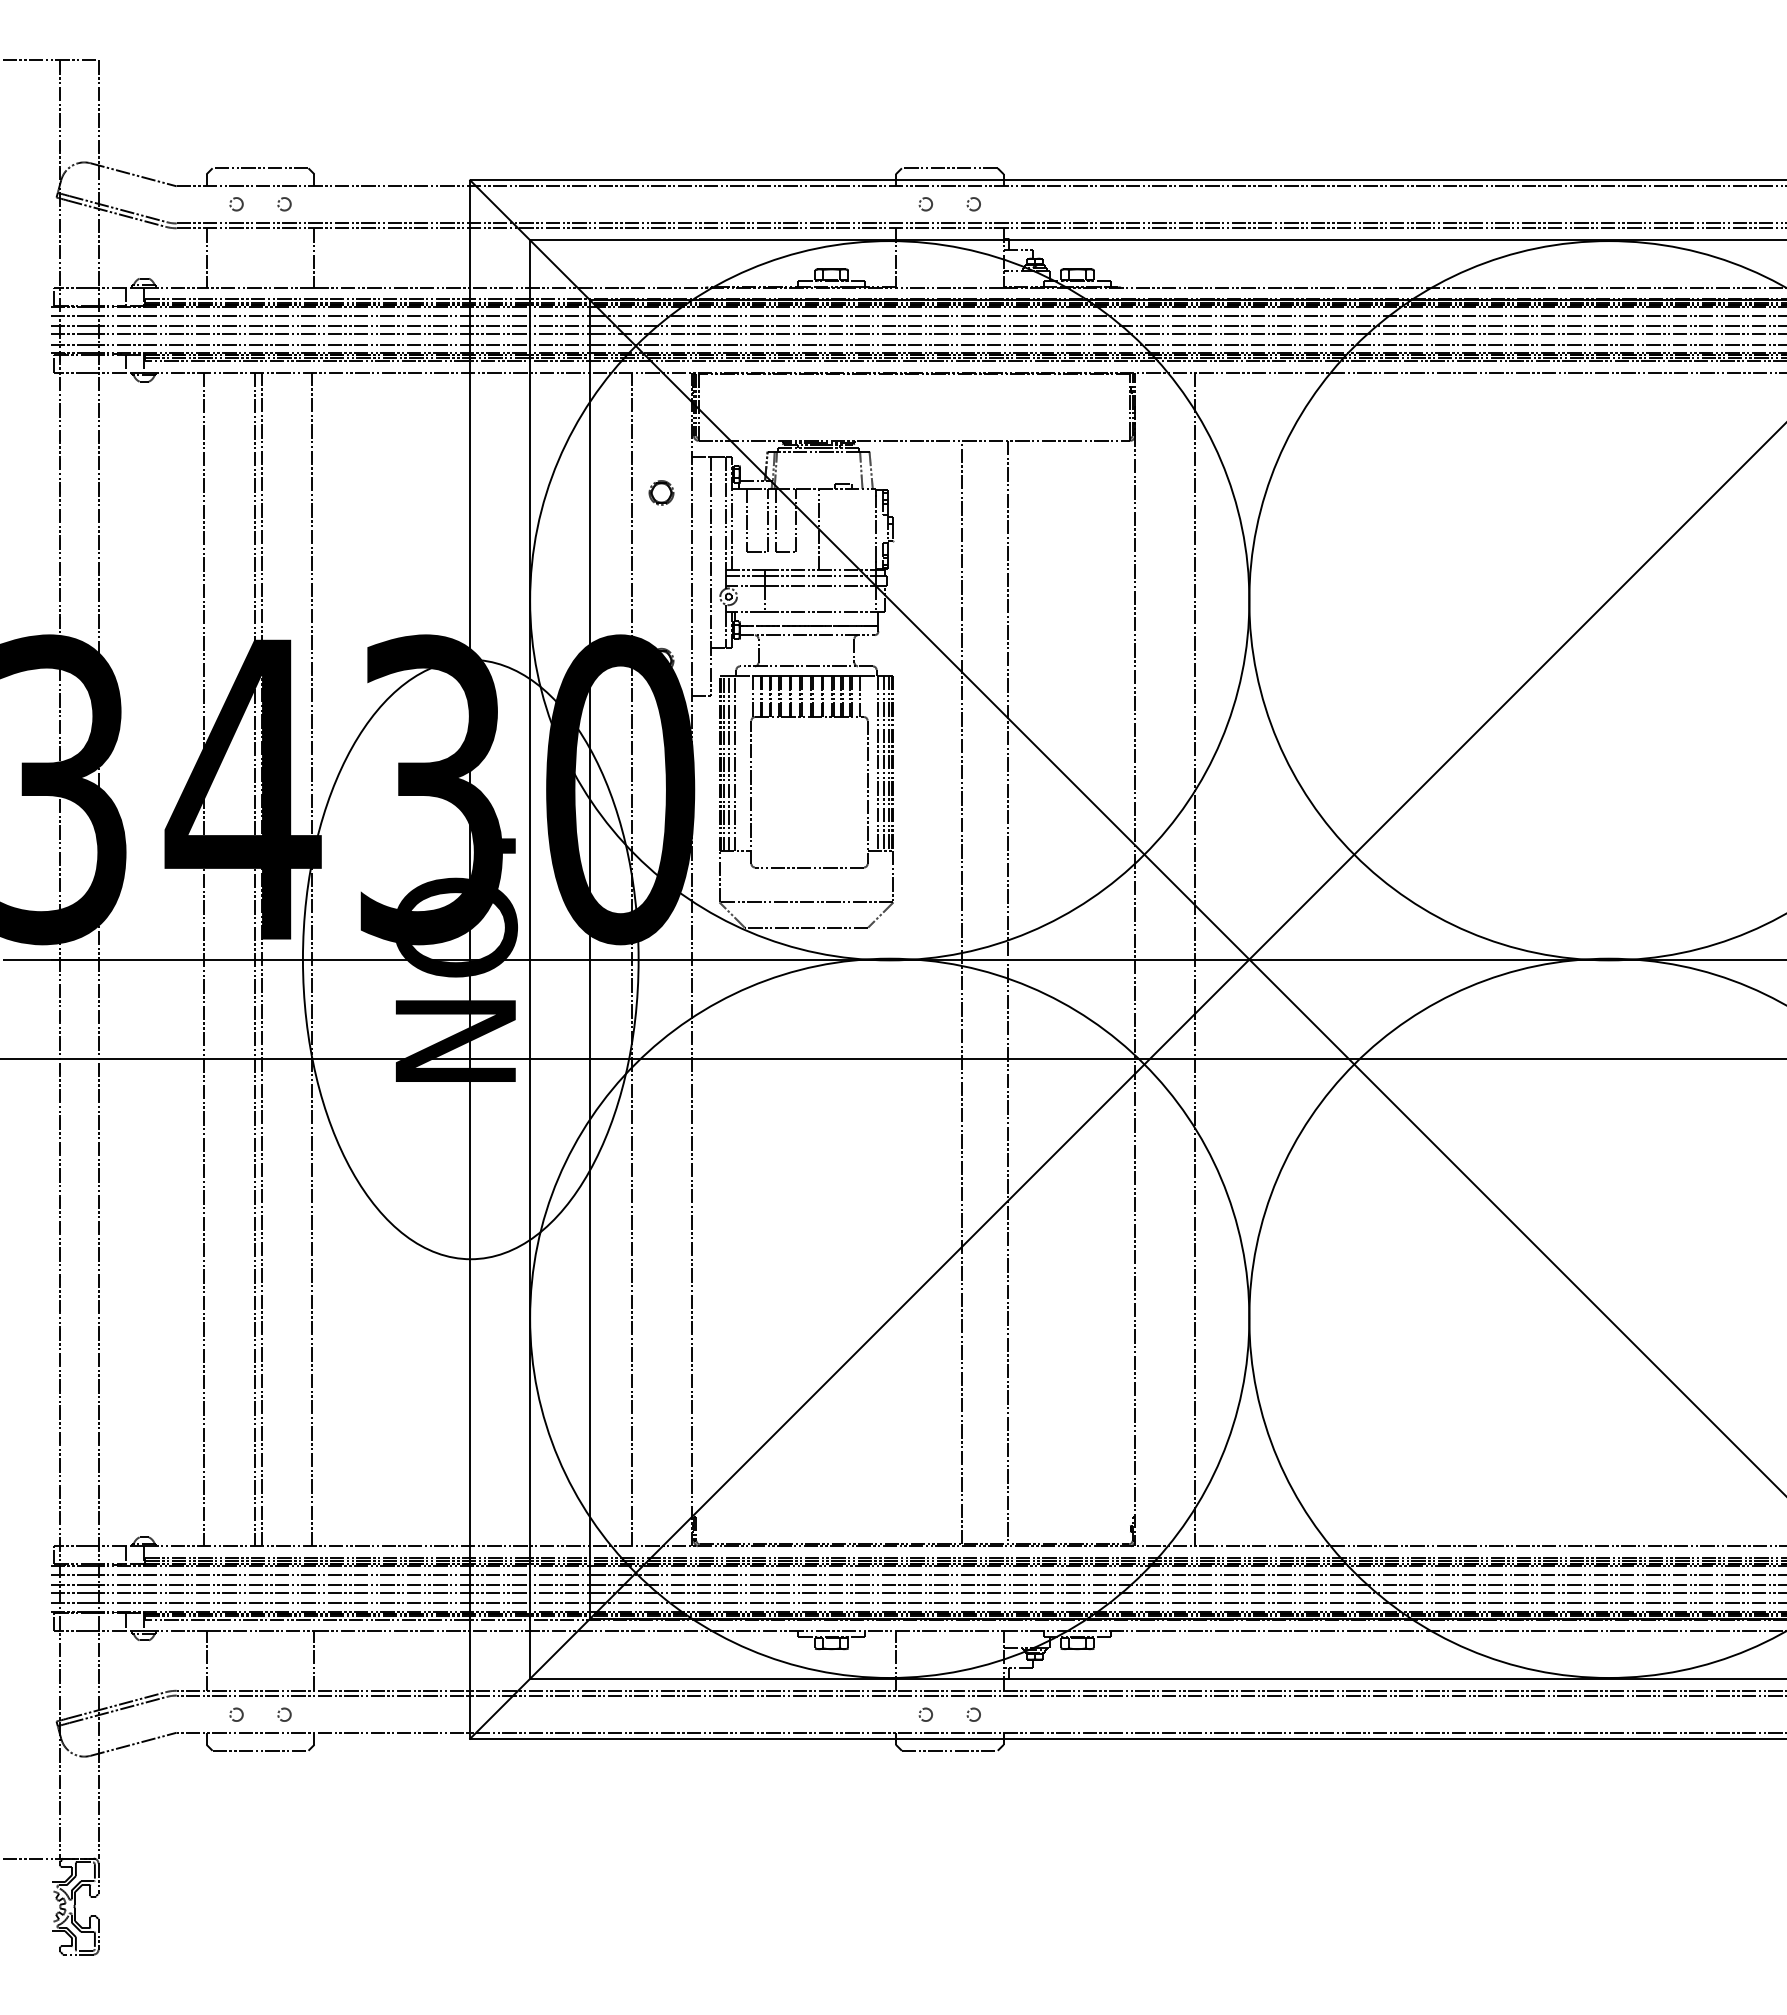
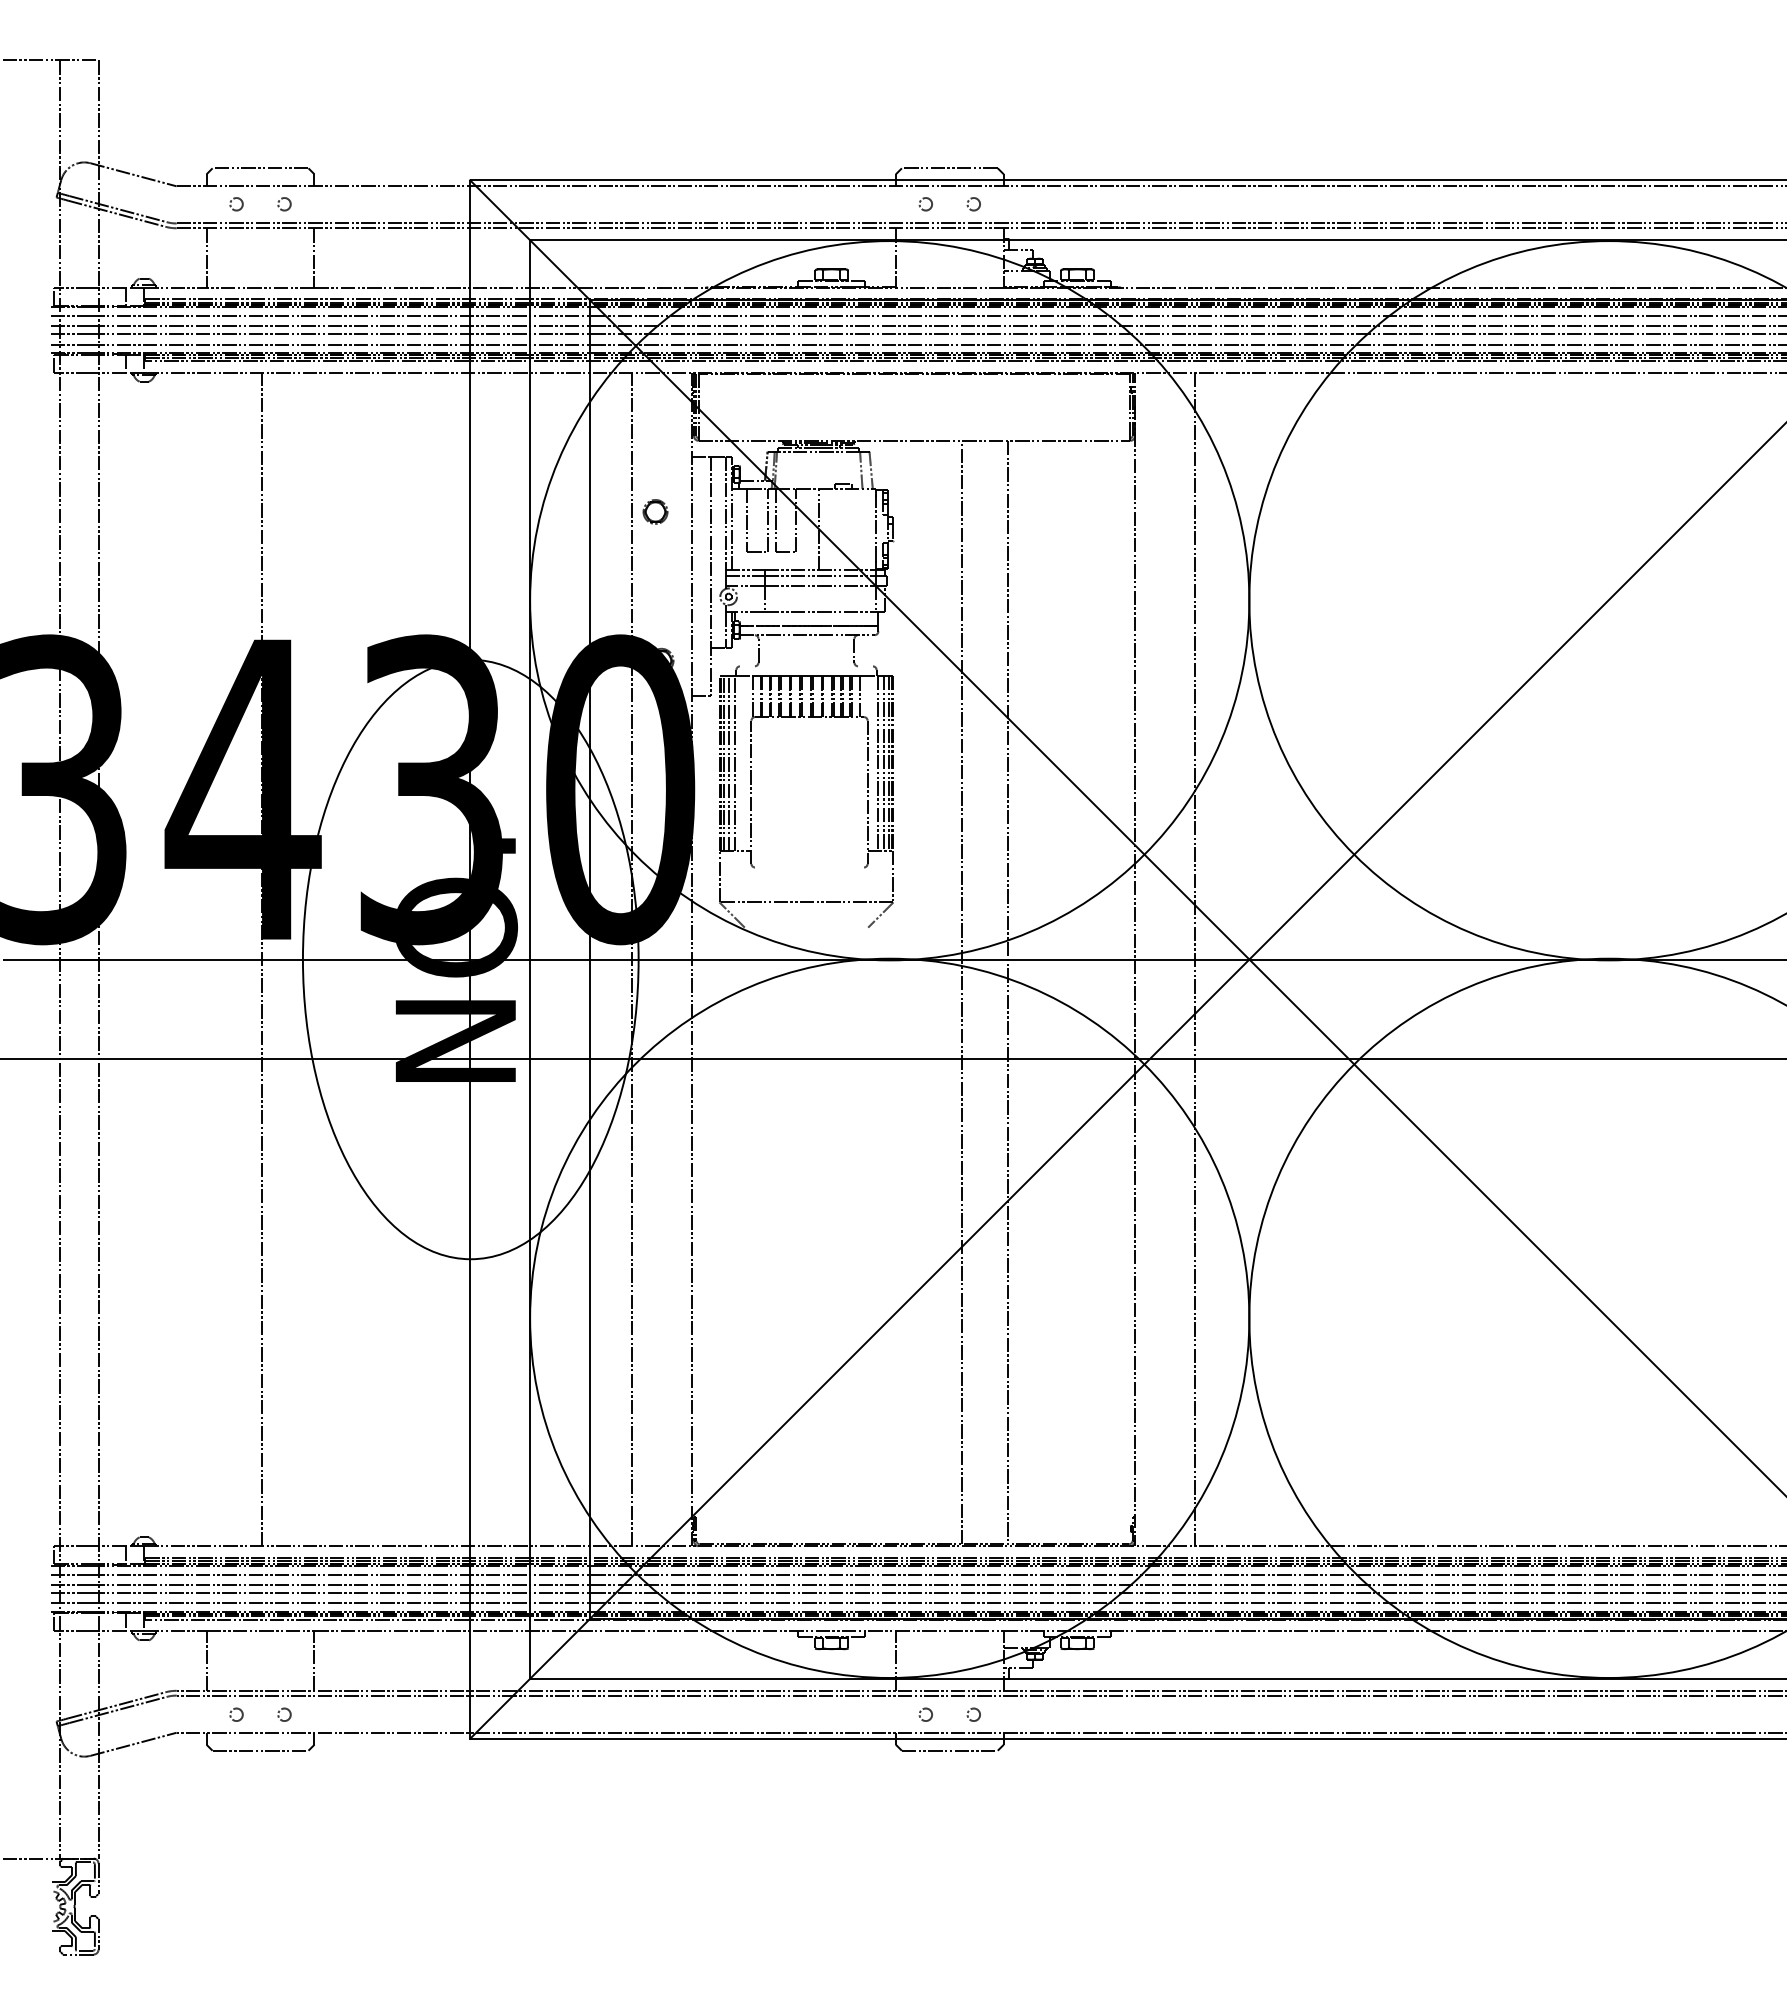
part position: (661, 492) -> (655, 511) (655, 511)
line: present -> none (806, 666)
line: present -> none (809, 867)
line: present -> none (806, 927)
line: present -> none (204, 959)
line: present -> none (254, 959)
line: present -> none (312, 959)
